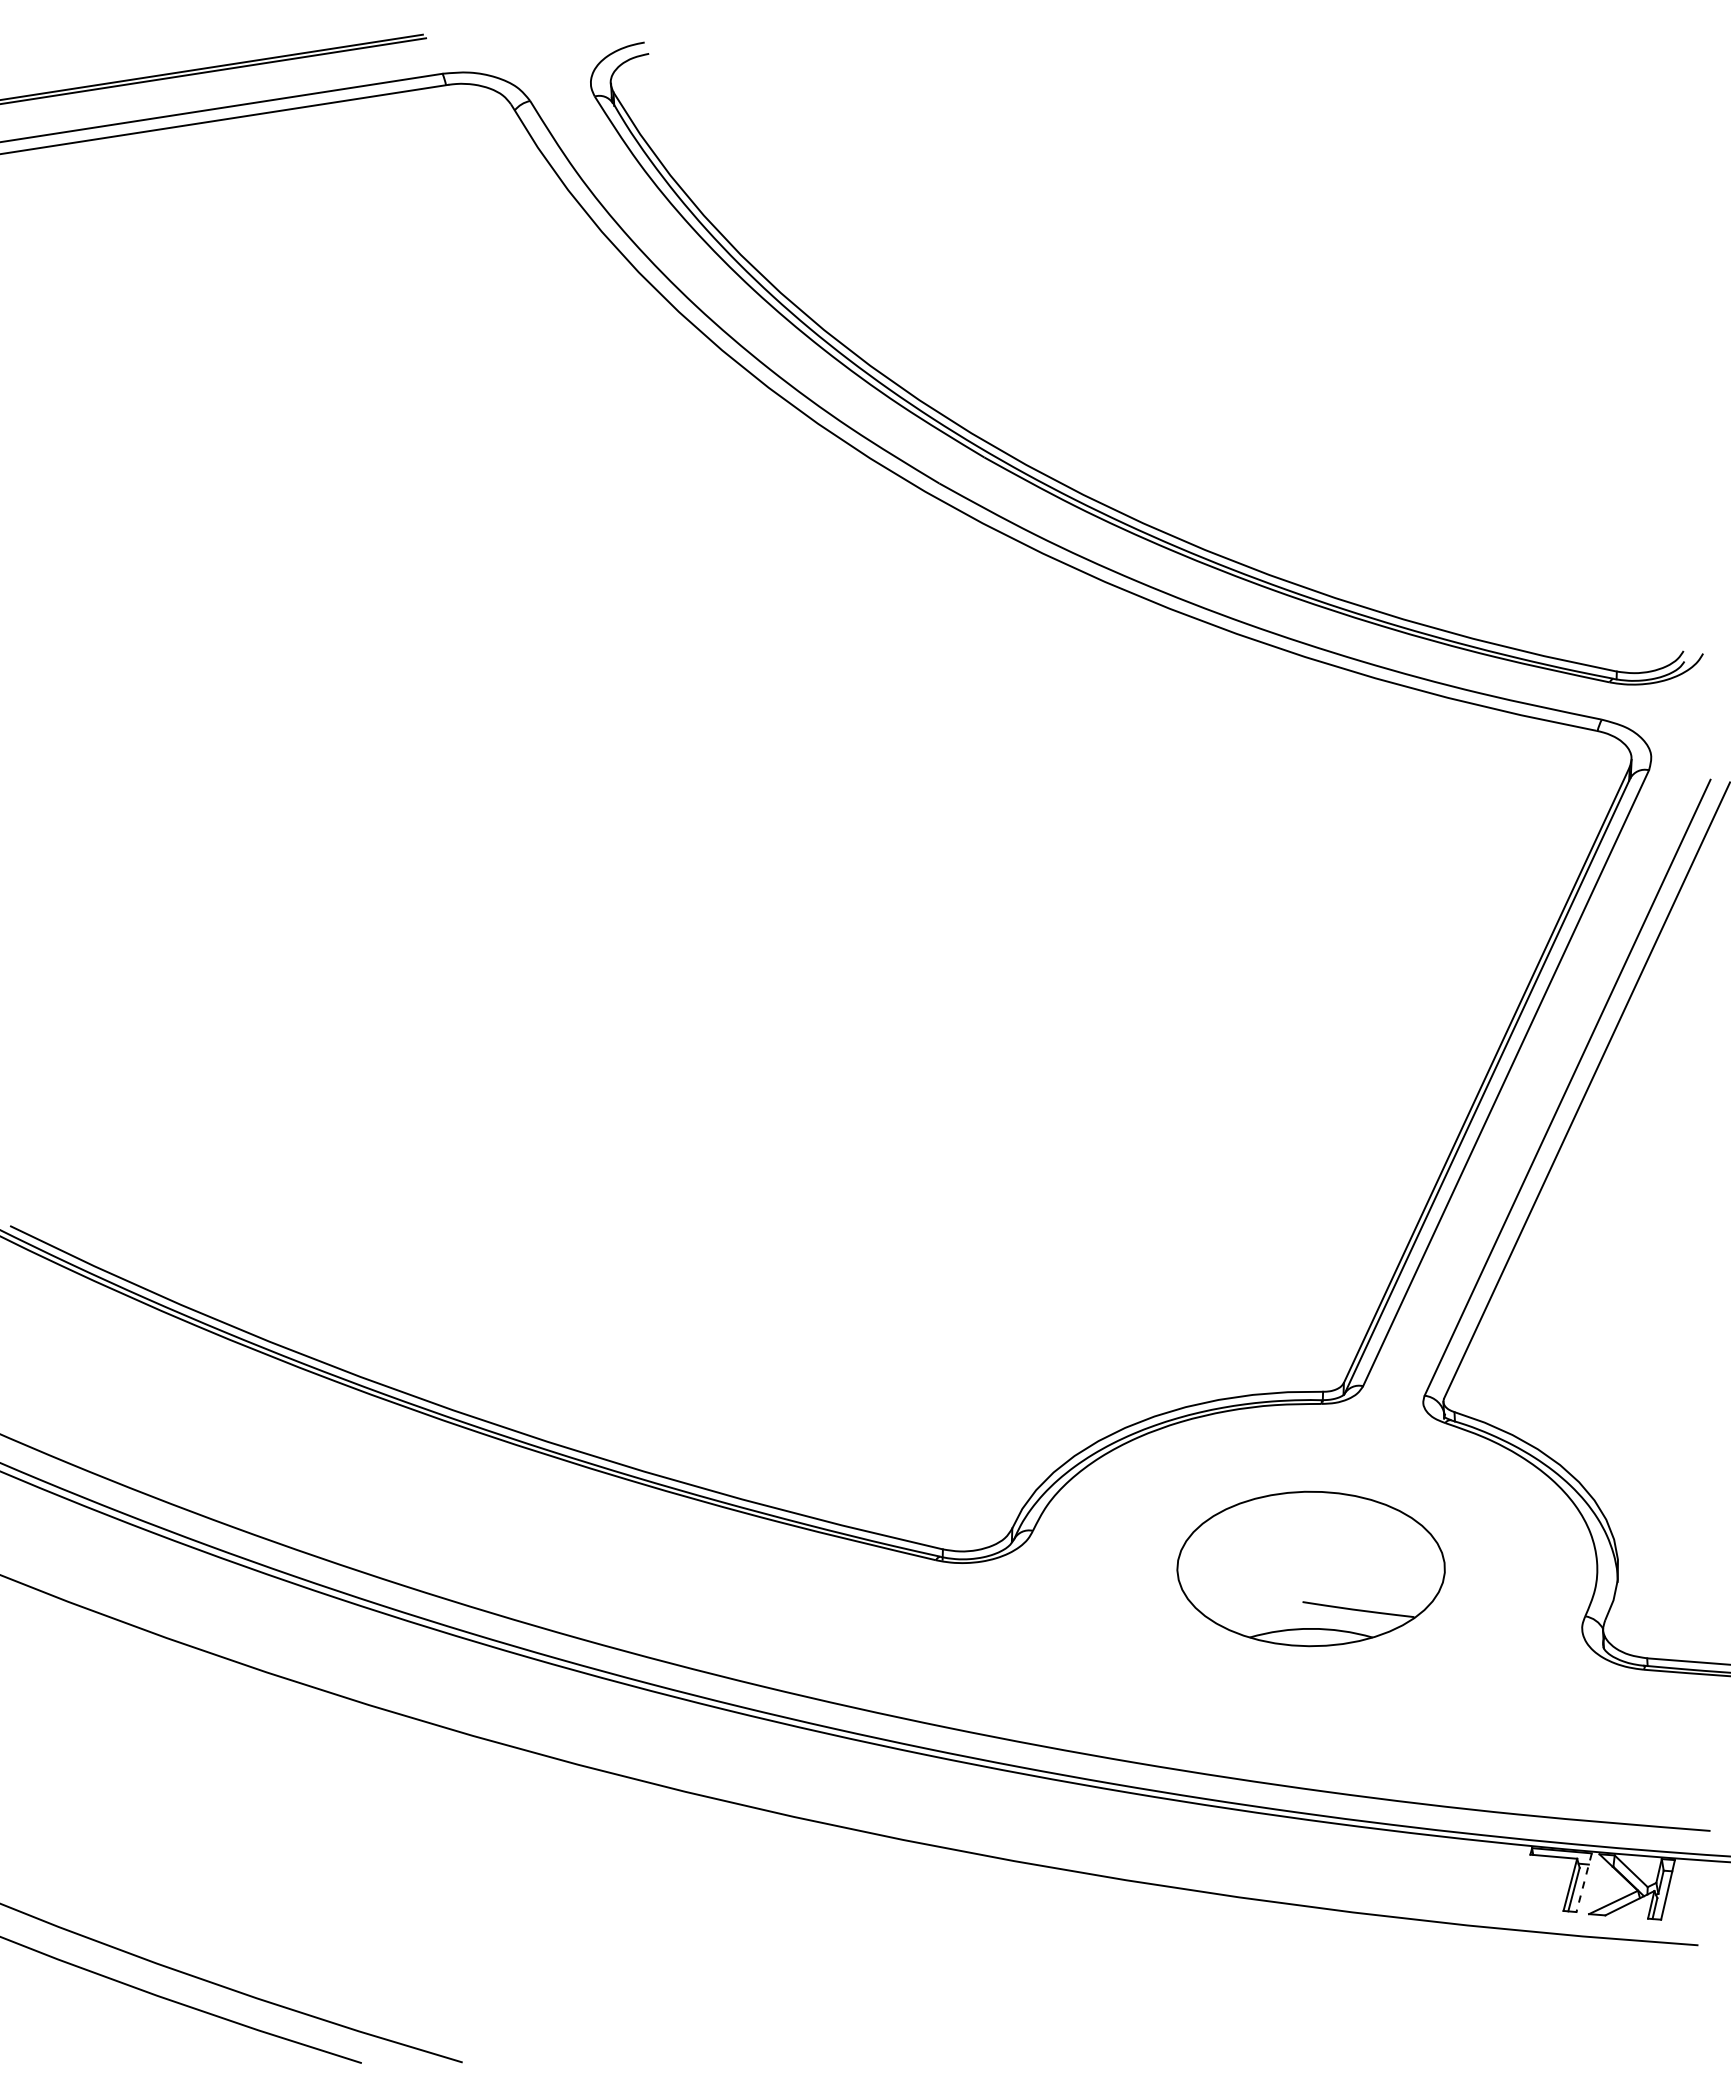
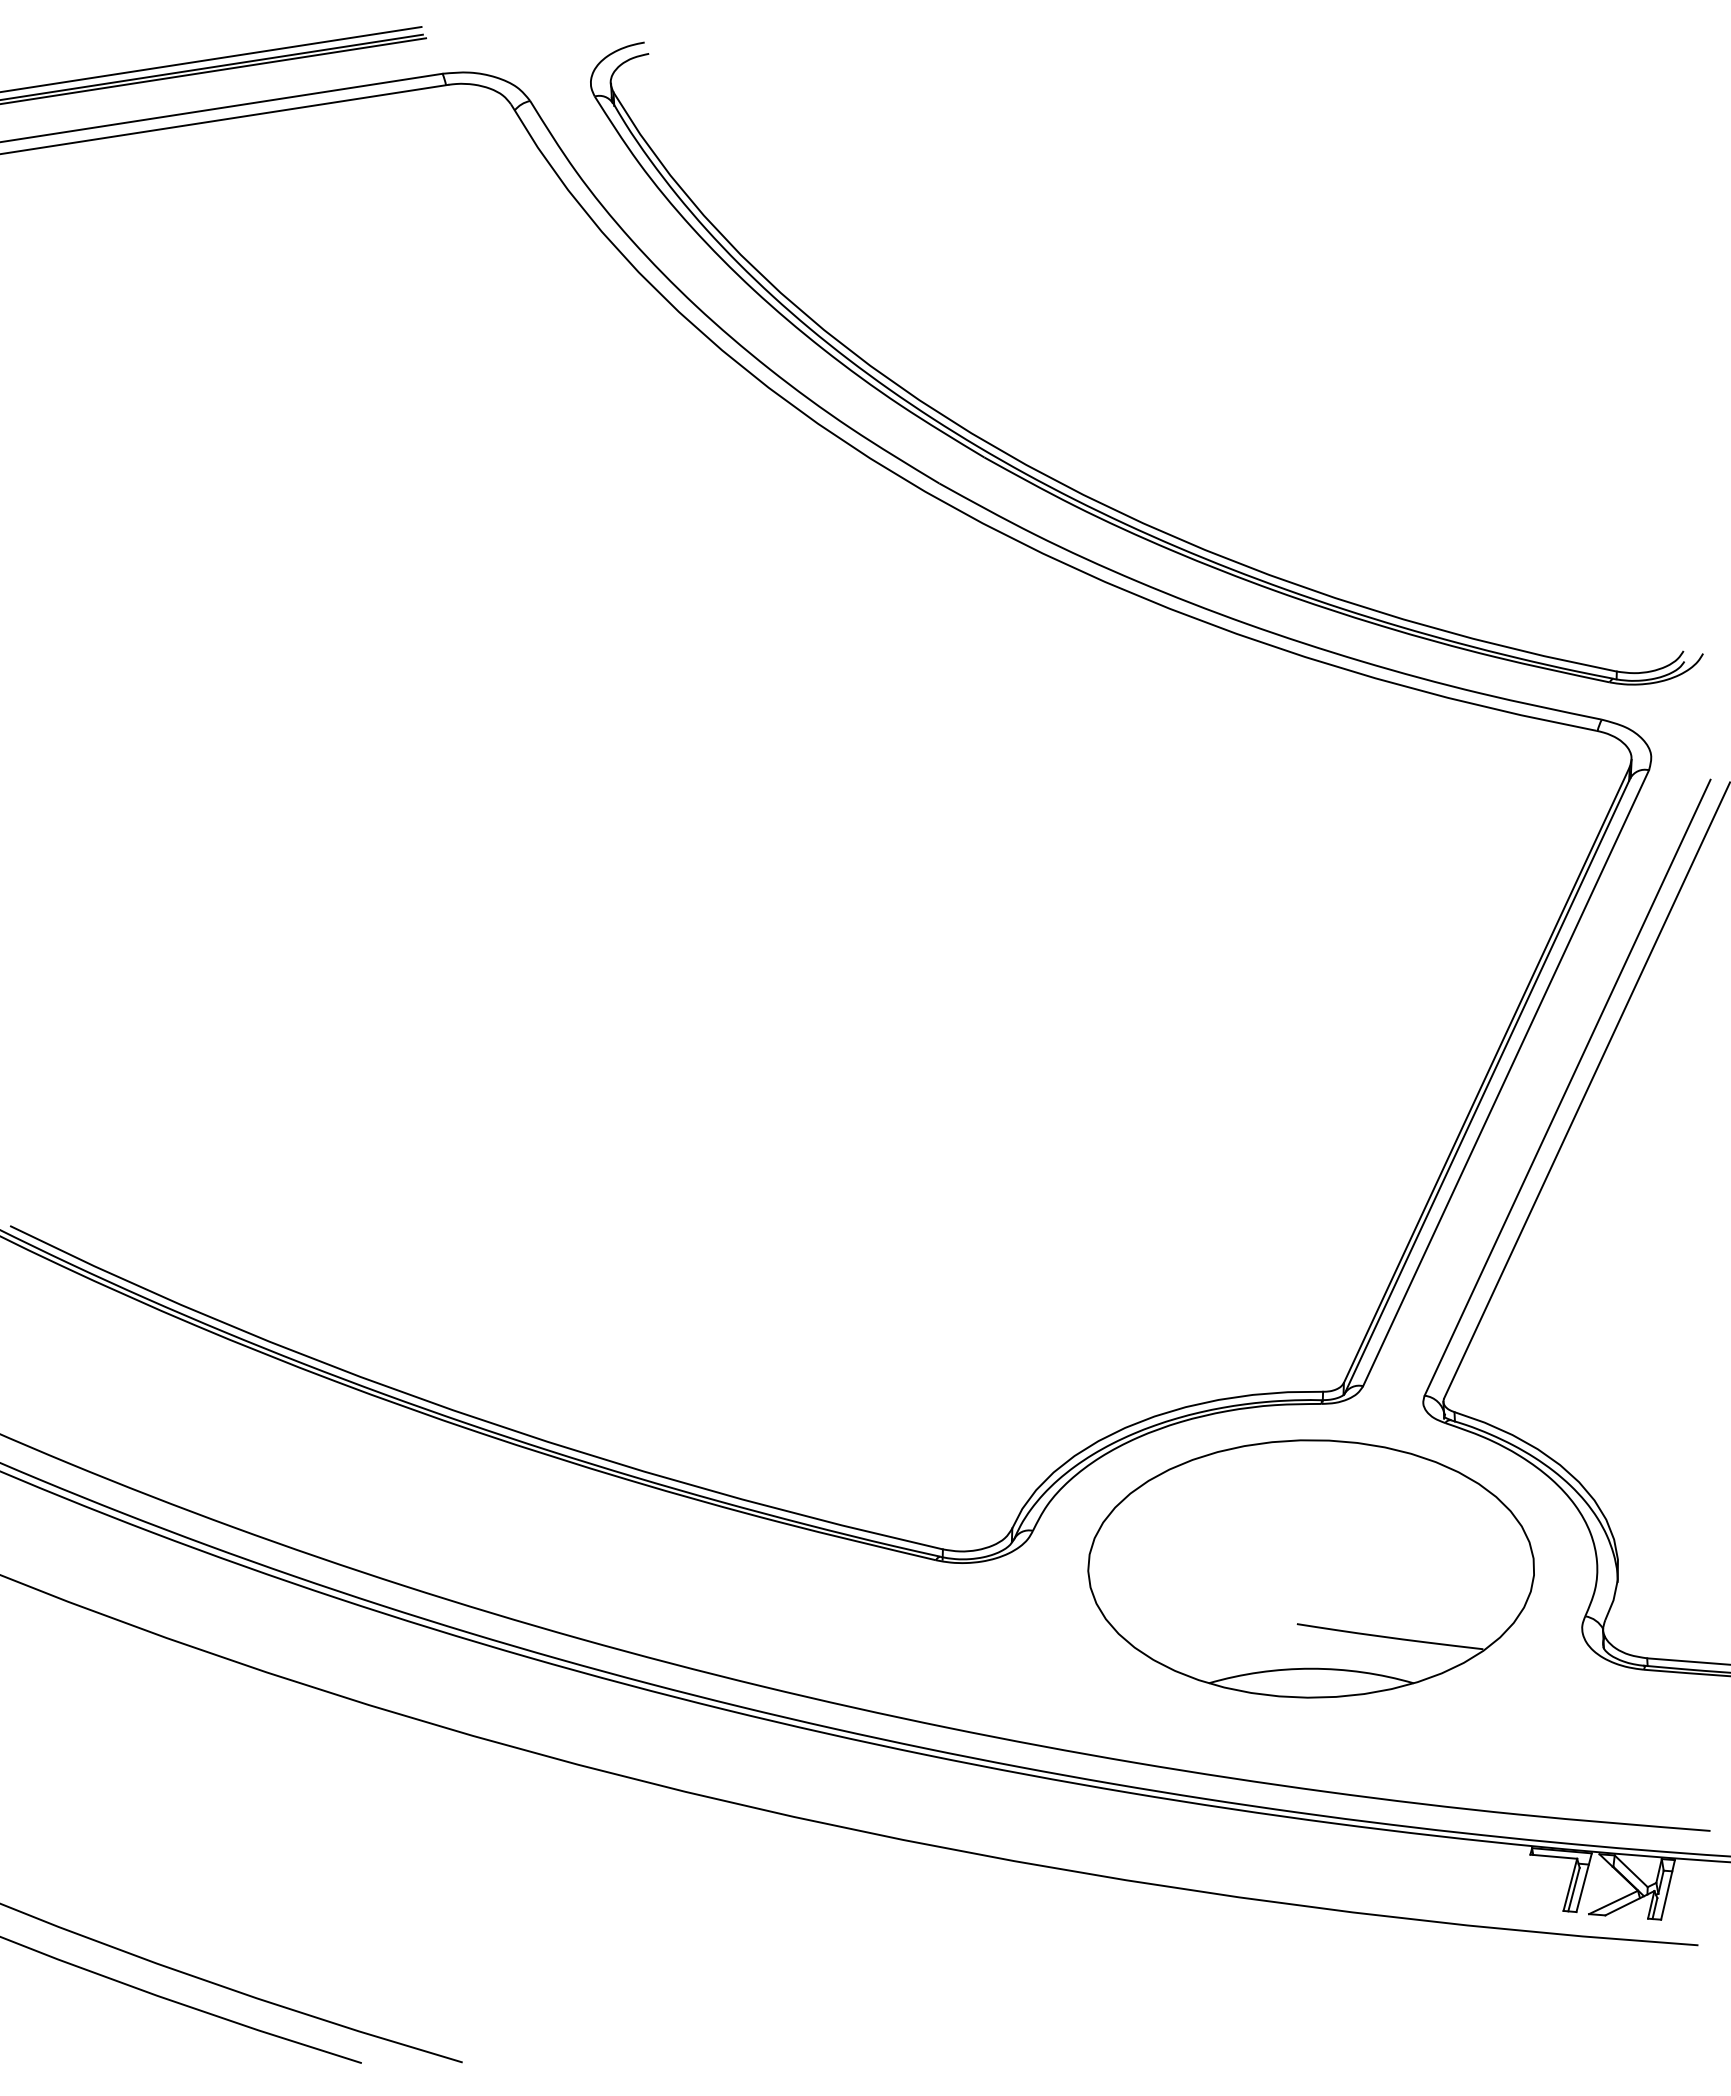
line: none -> present (211, 59)
part size: 270x158 px -> 448x260 px (1310, 1568)
line: dashed -> solid (1584, 1883)
